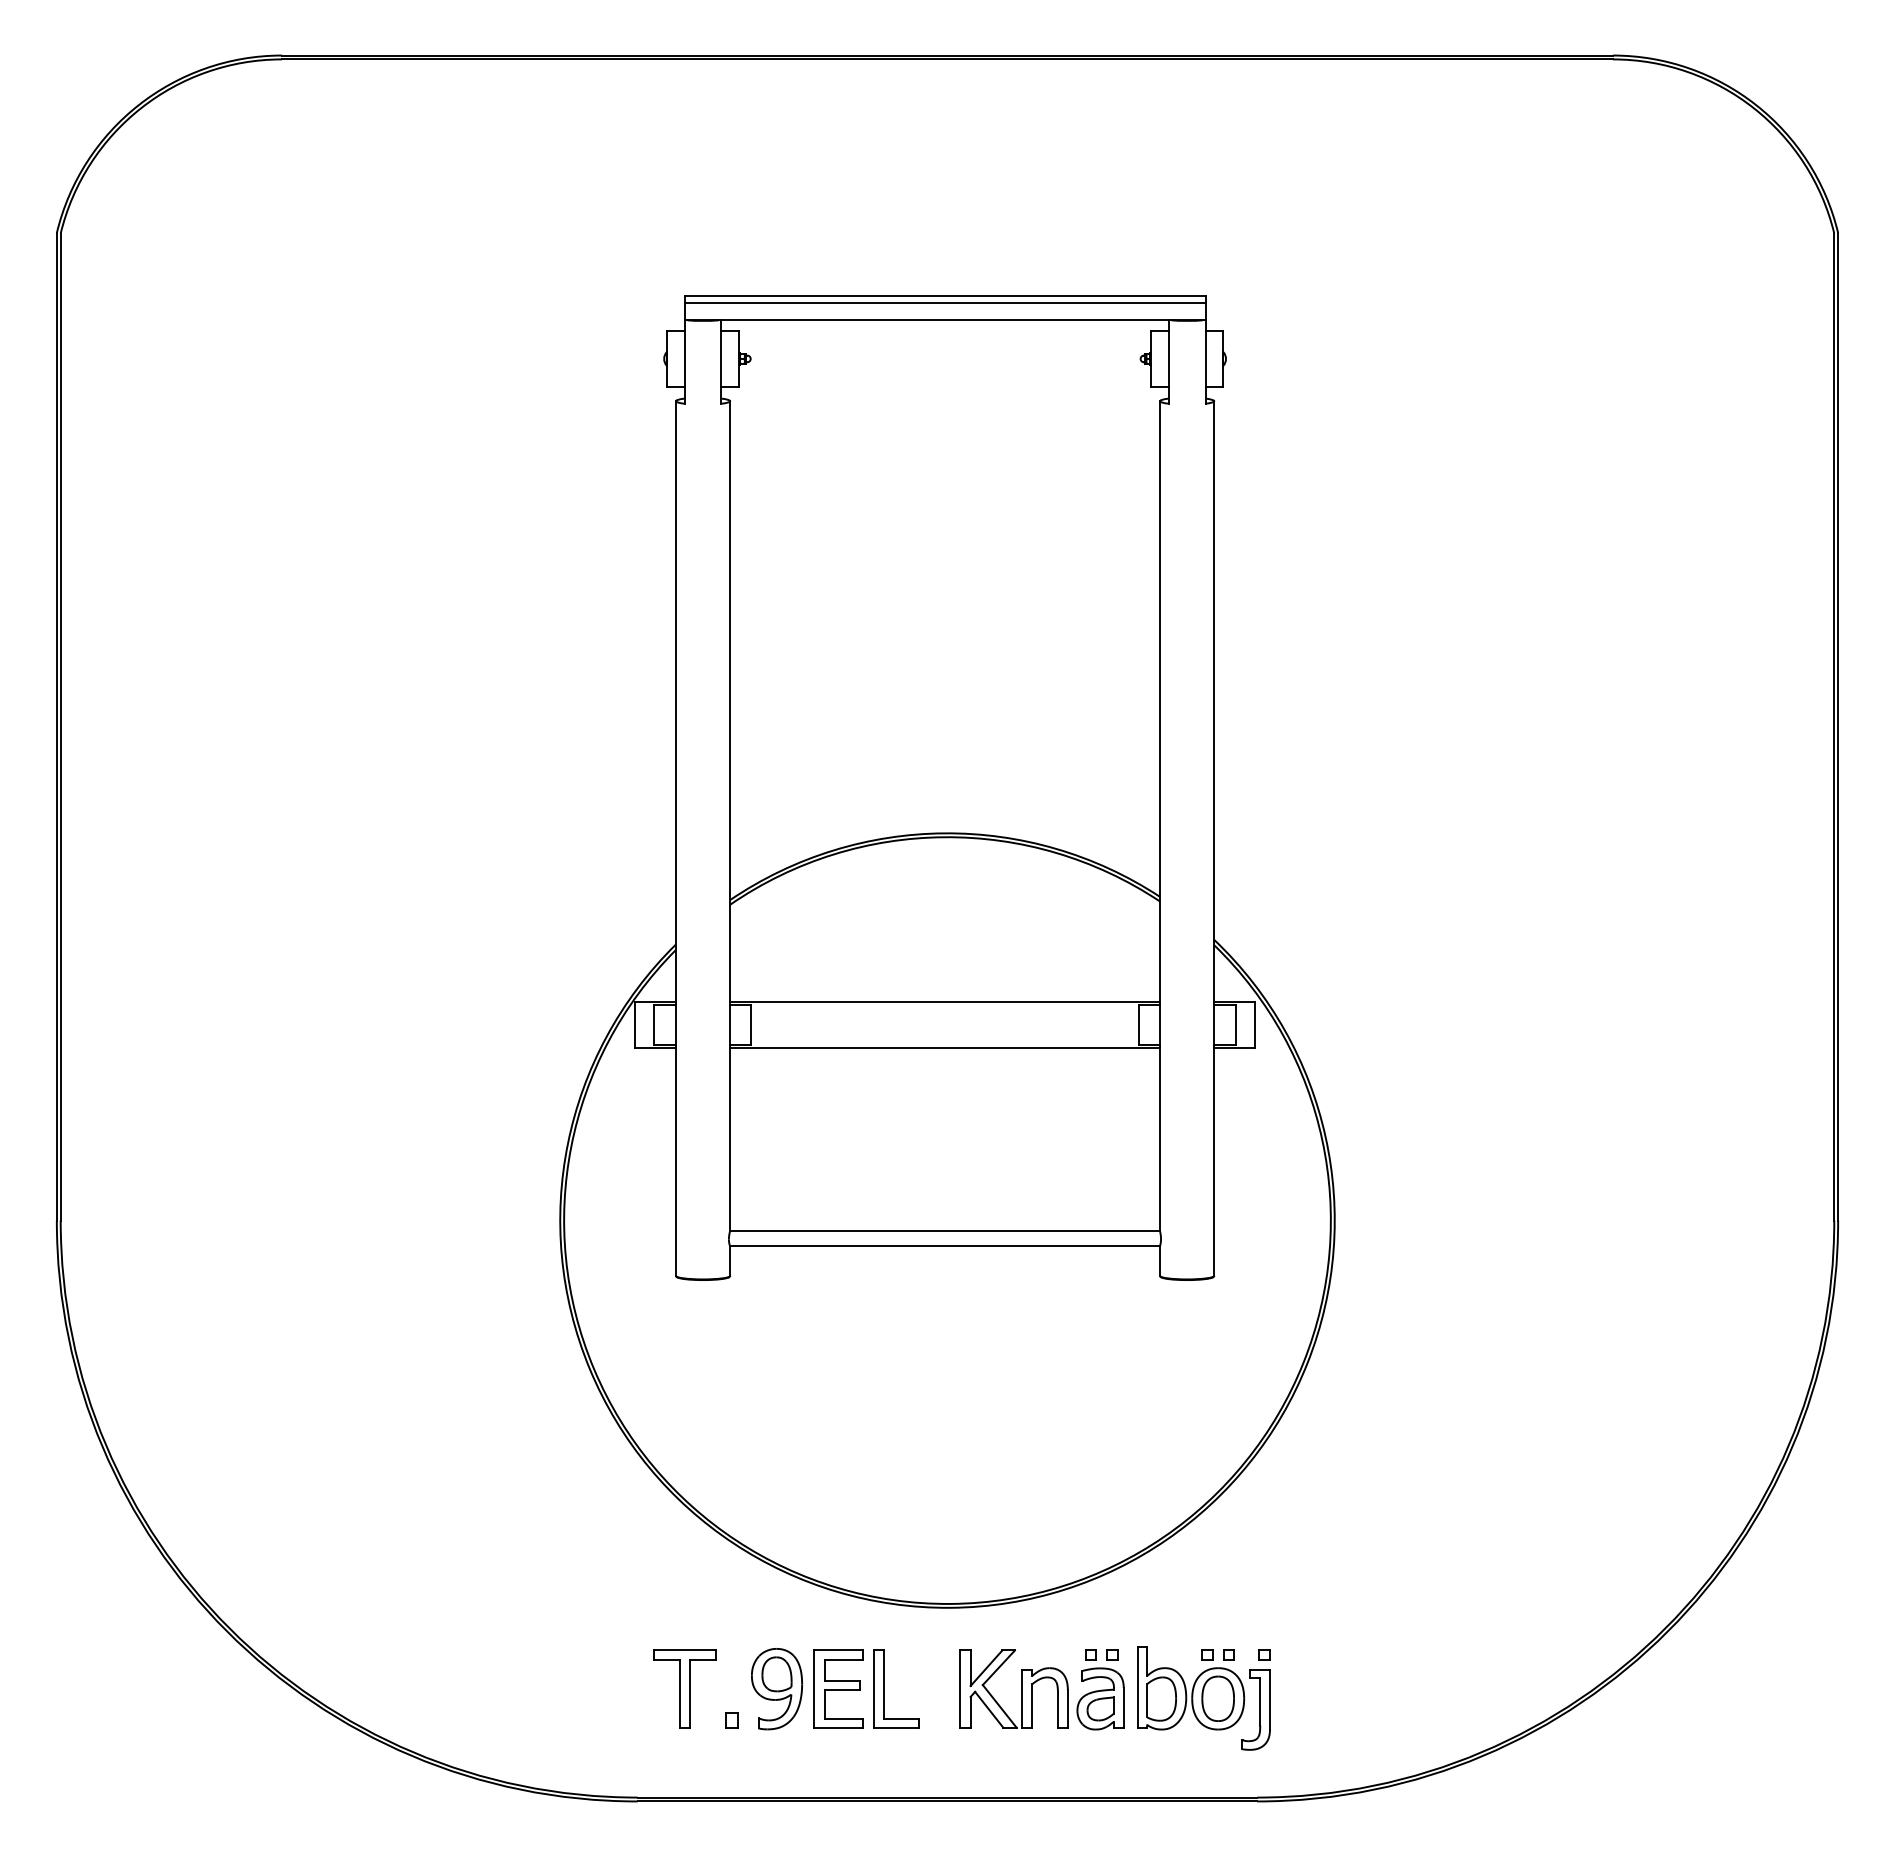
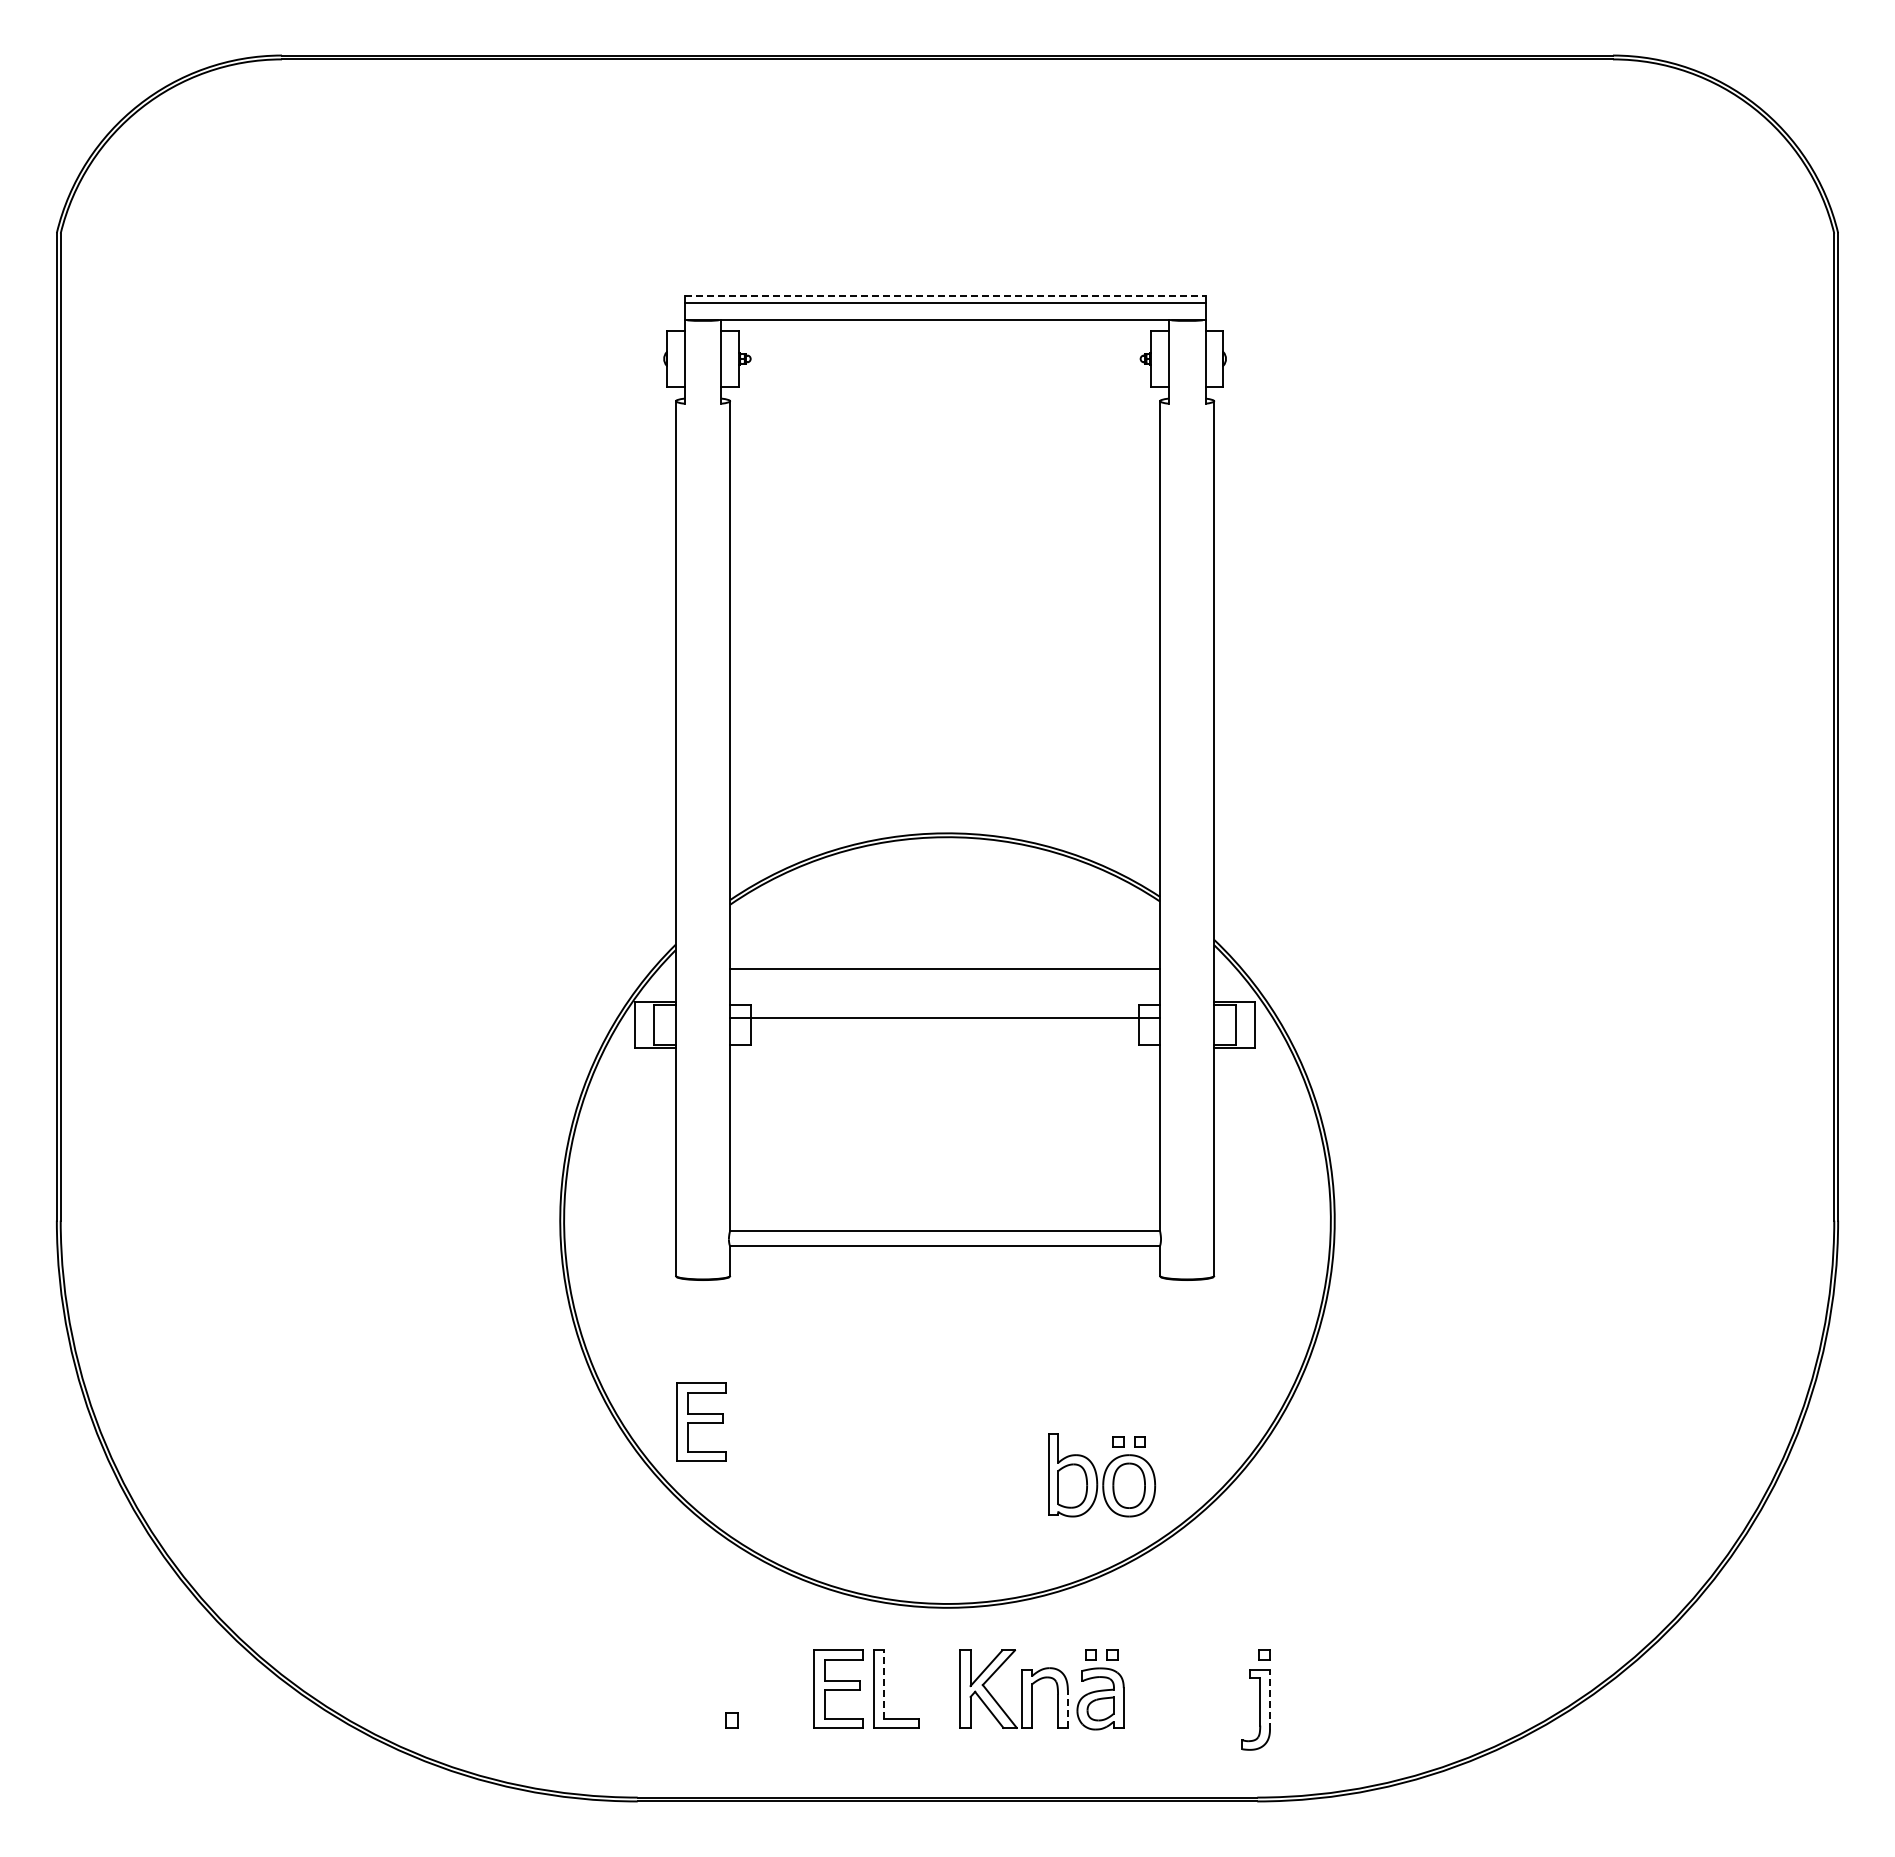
line: solid -> dashed (945, 295)
line position: (945, 1001) -> (945, 968) (945, 968)
line position: (945, 1048) -> (945, 1018) (945, 1018)
part: none -> present (701, 1421)
line: solid -> dashed (884, 1684)
part: present -> none (684, 1688)
part position: (1191, 1688) -> (1102, 1475) (1102, 1475)
part: present -> none (776, 1689)
line: solid -> dashed (1269, 1699)
line: solid -> dashed (1067, 1709)
